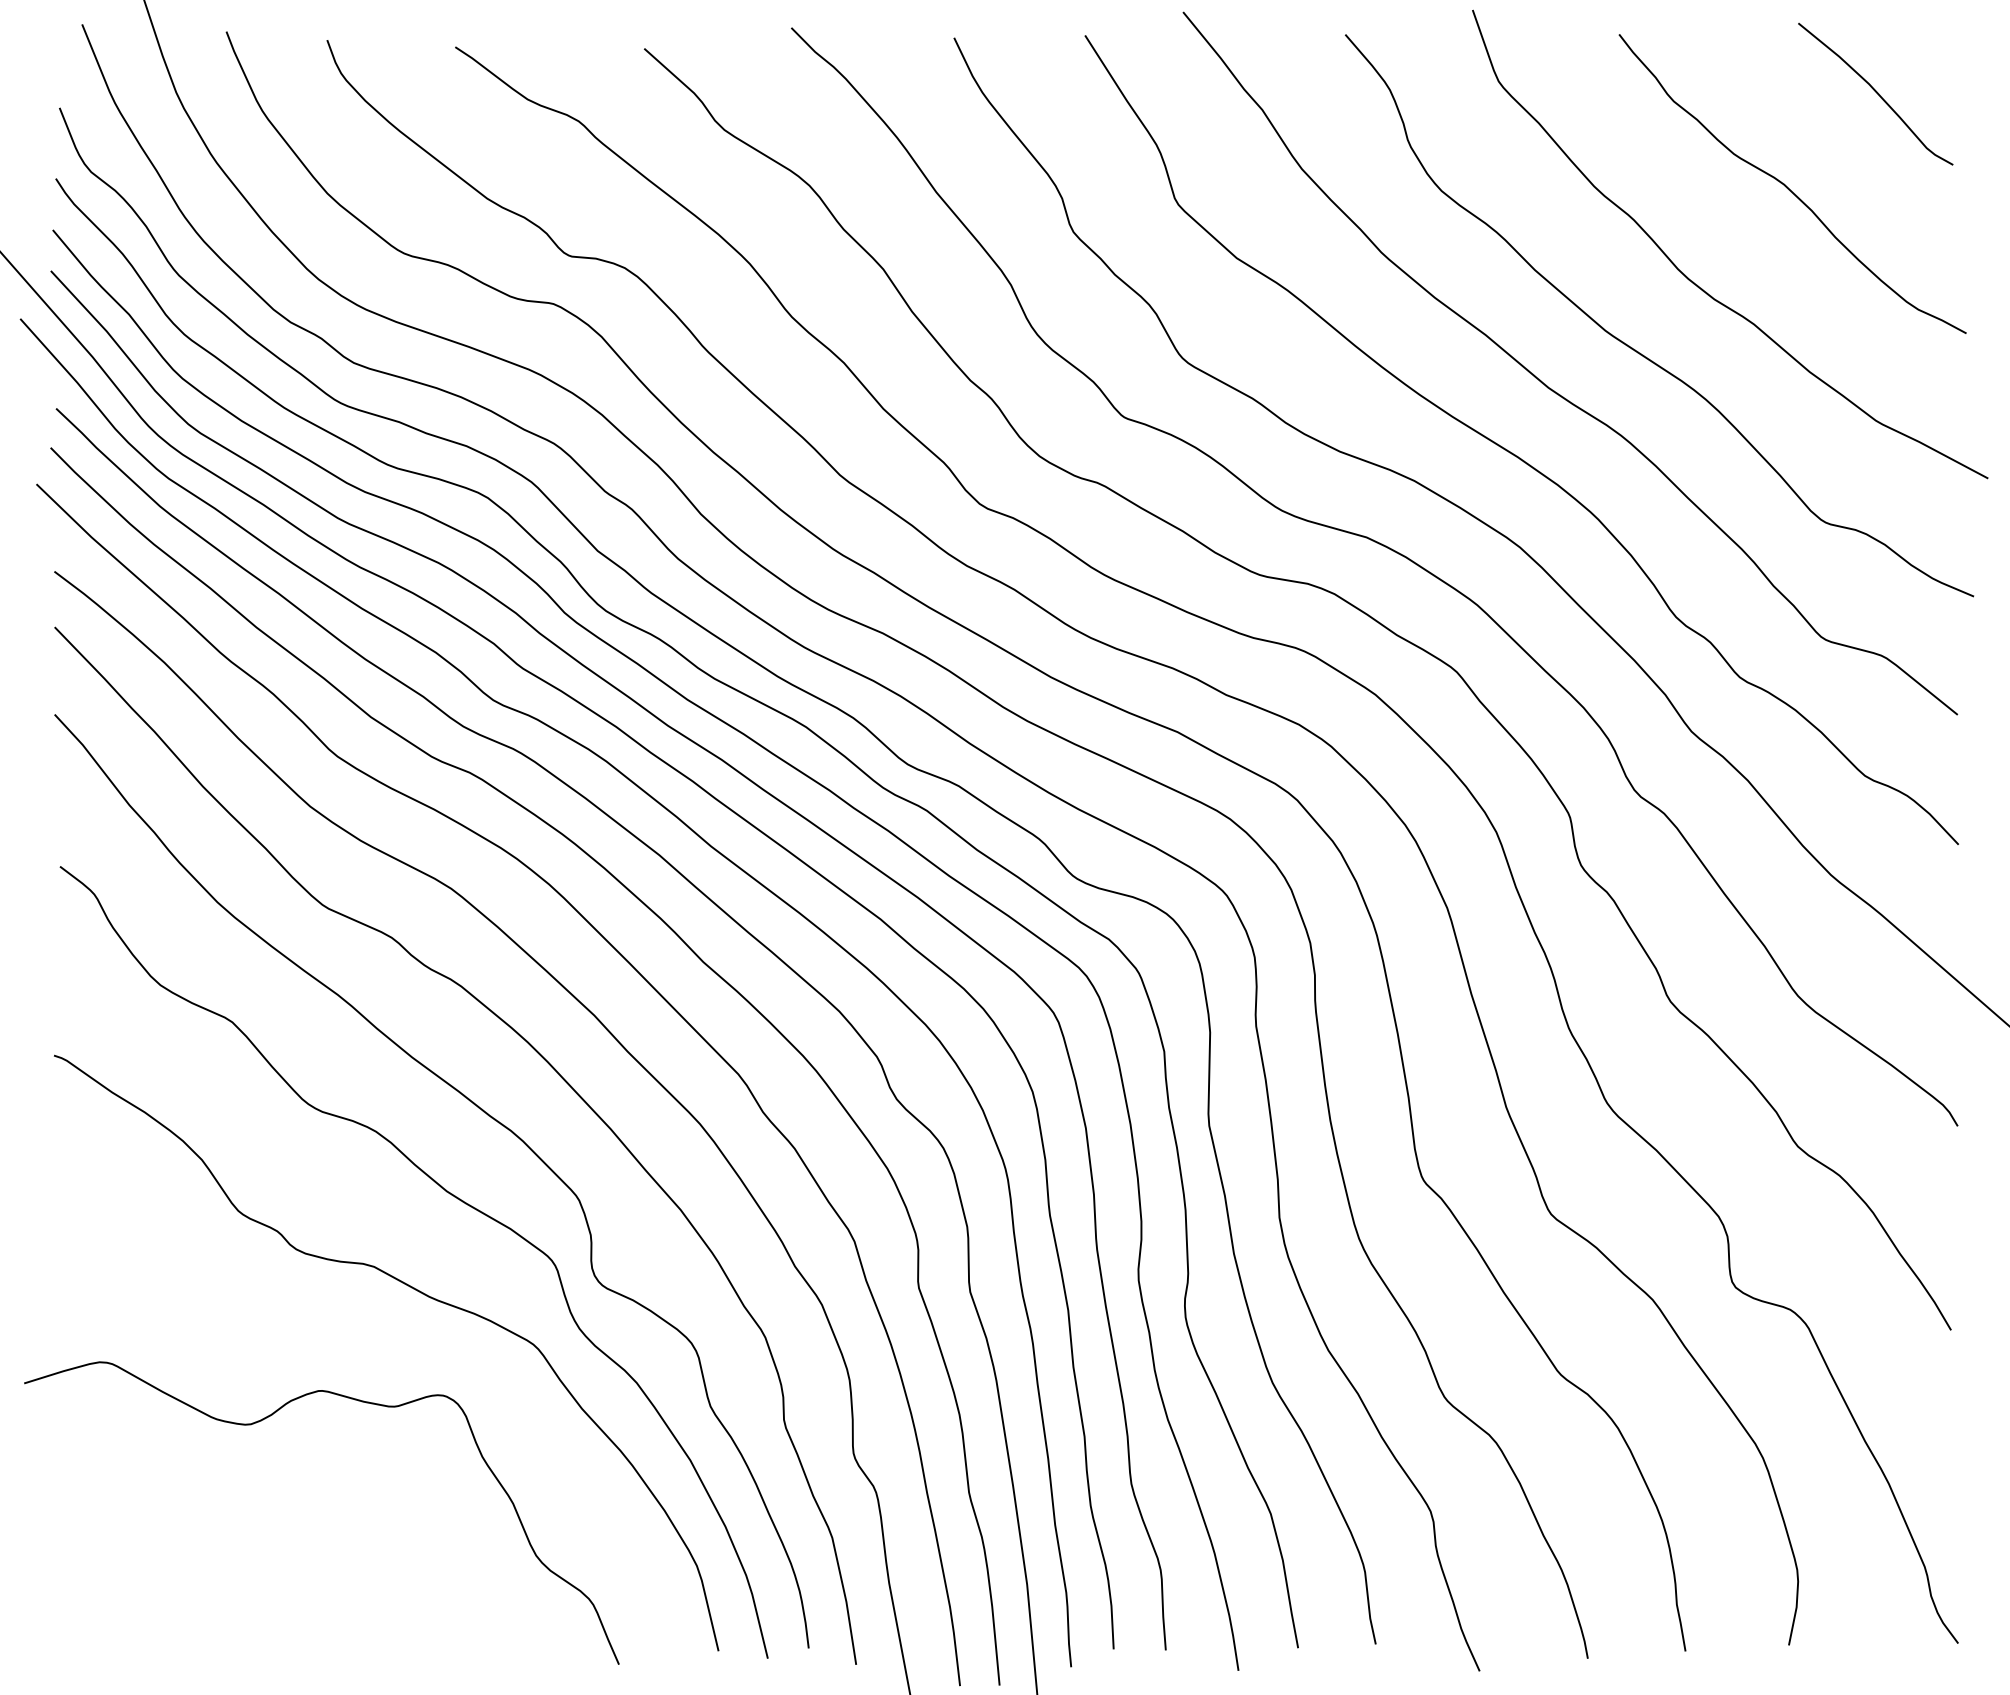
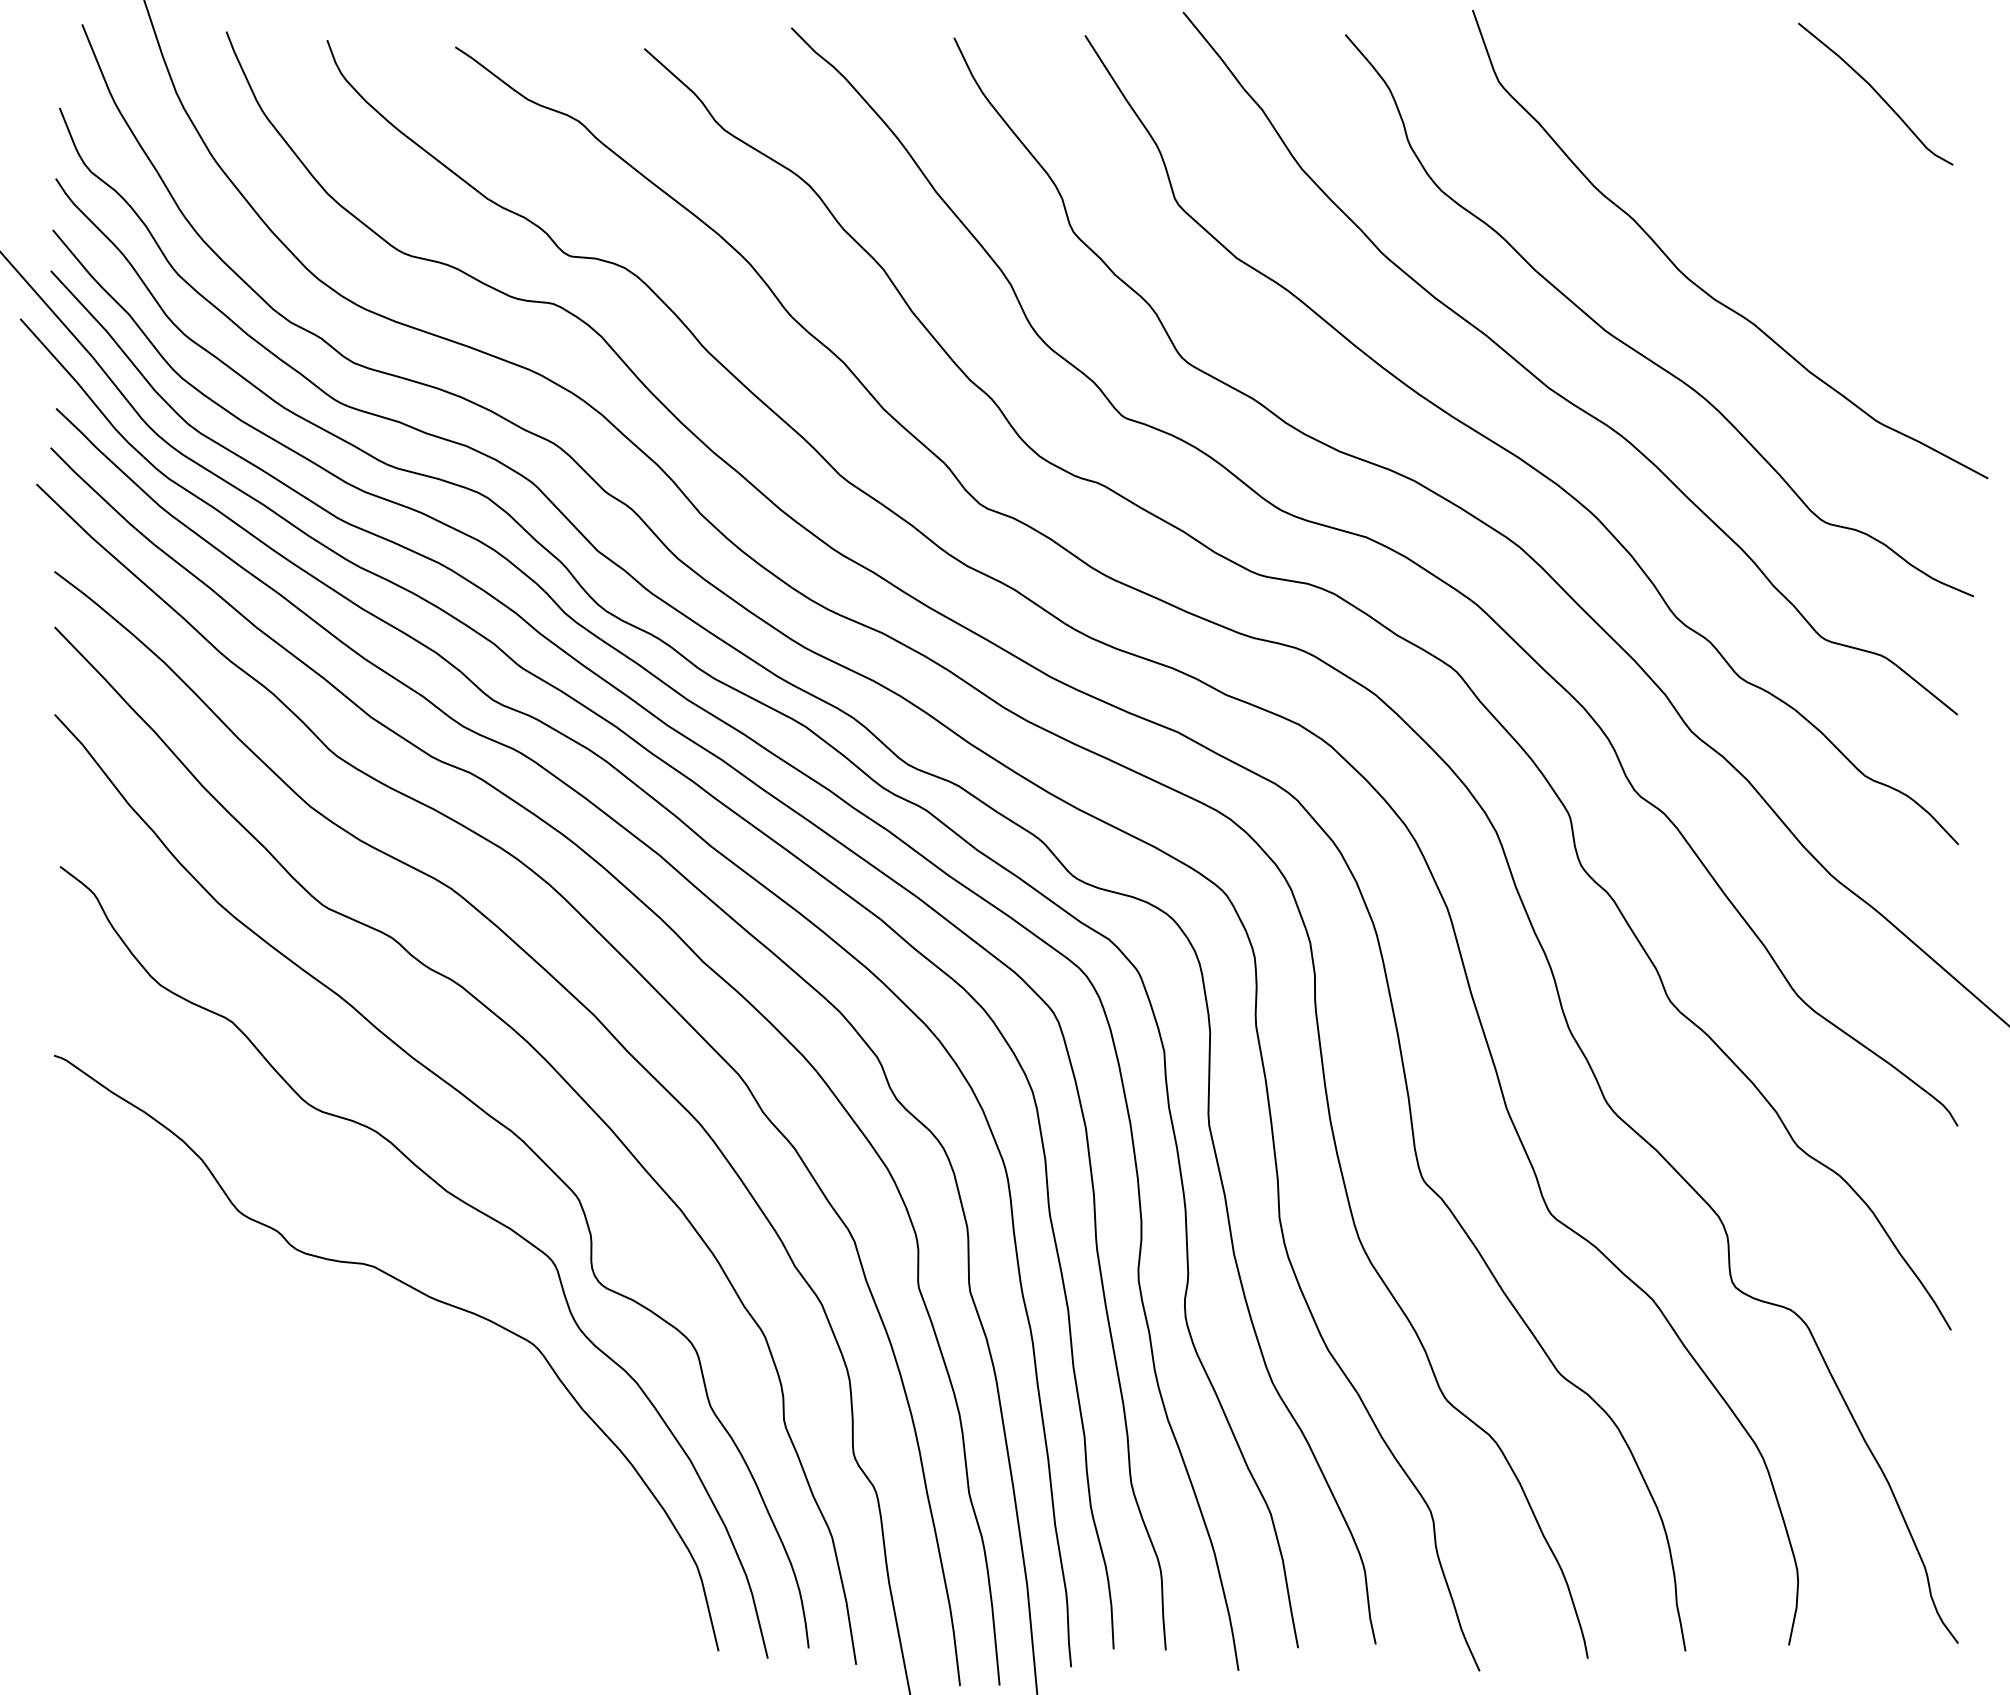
curve: present -> none (1788, 187)
curve: present -> none (265, 1419)
